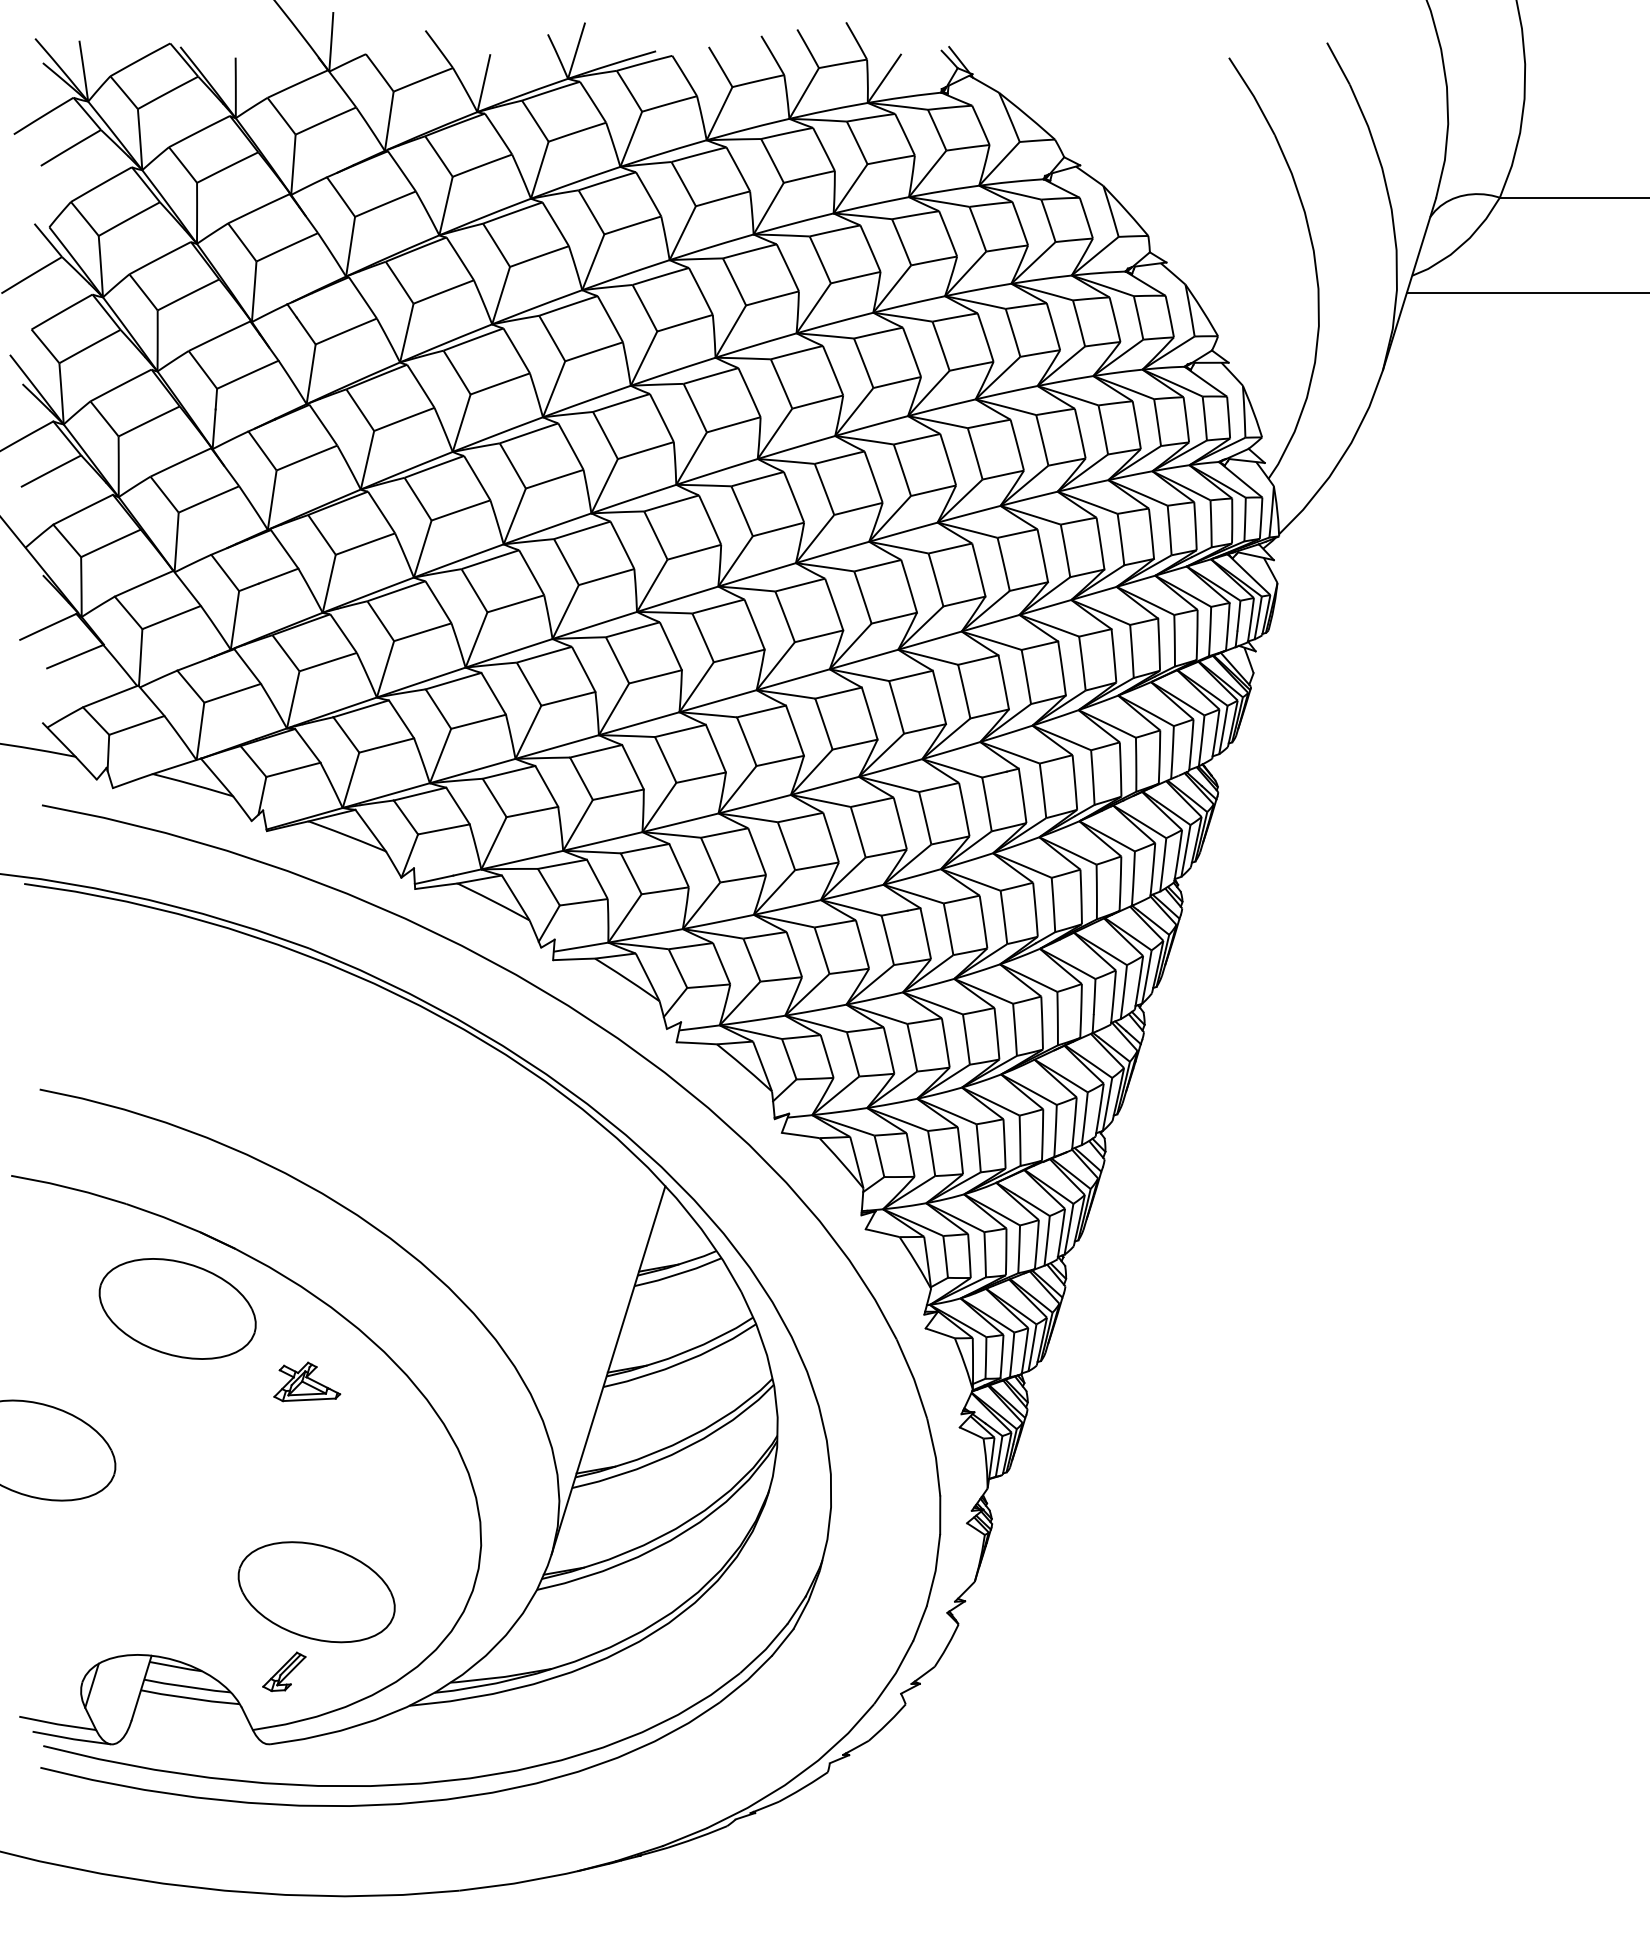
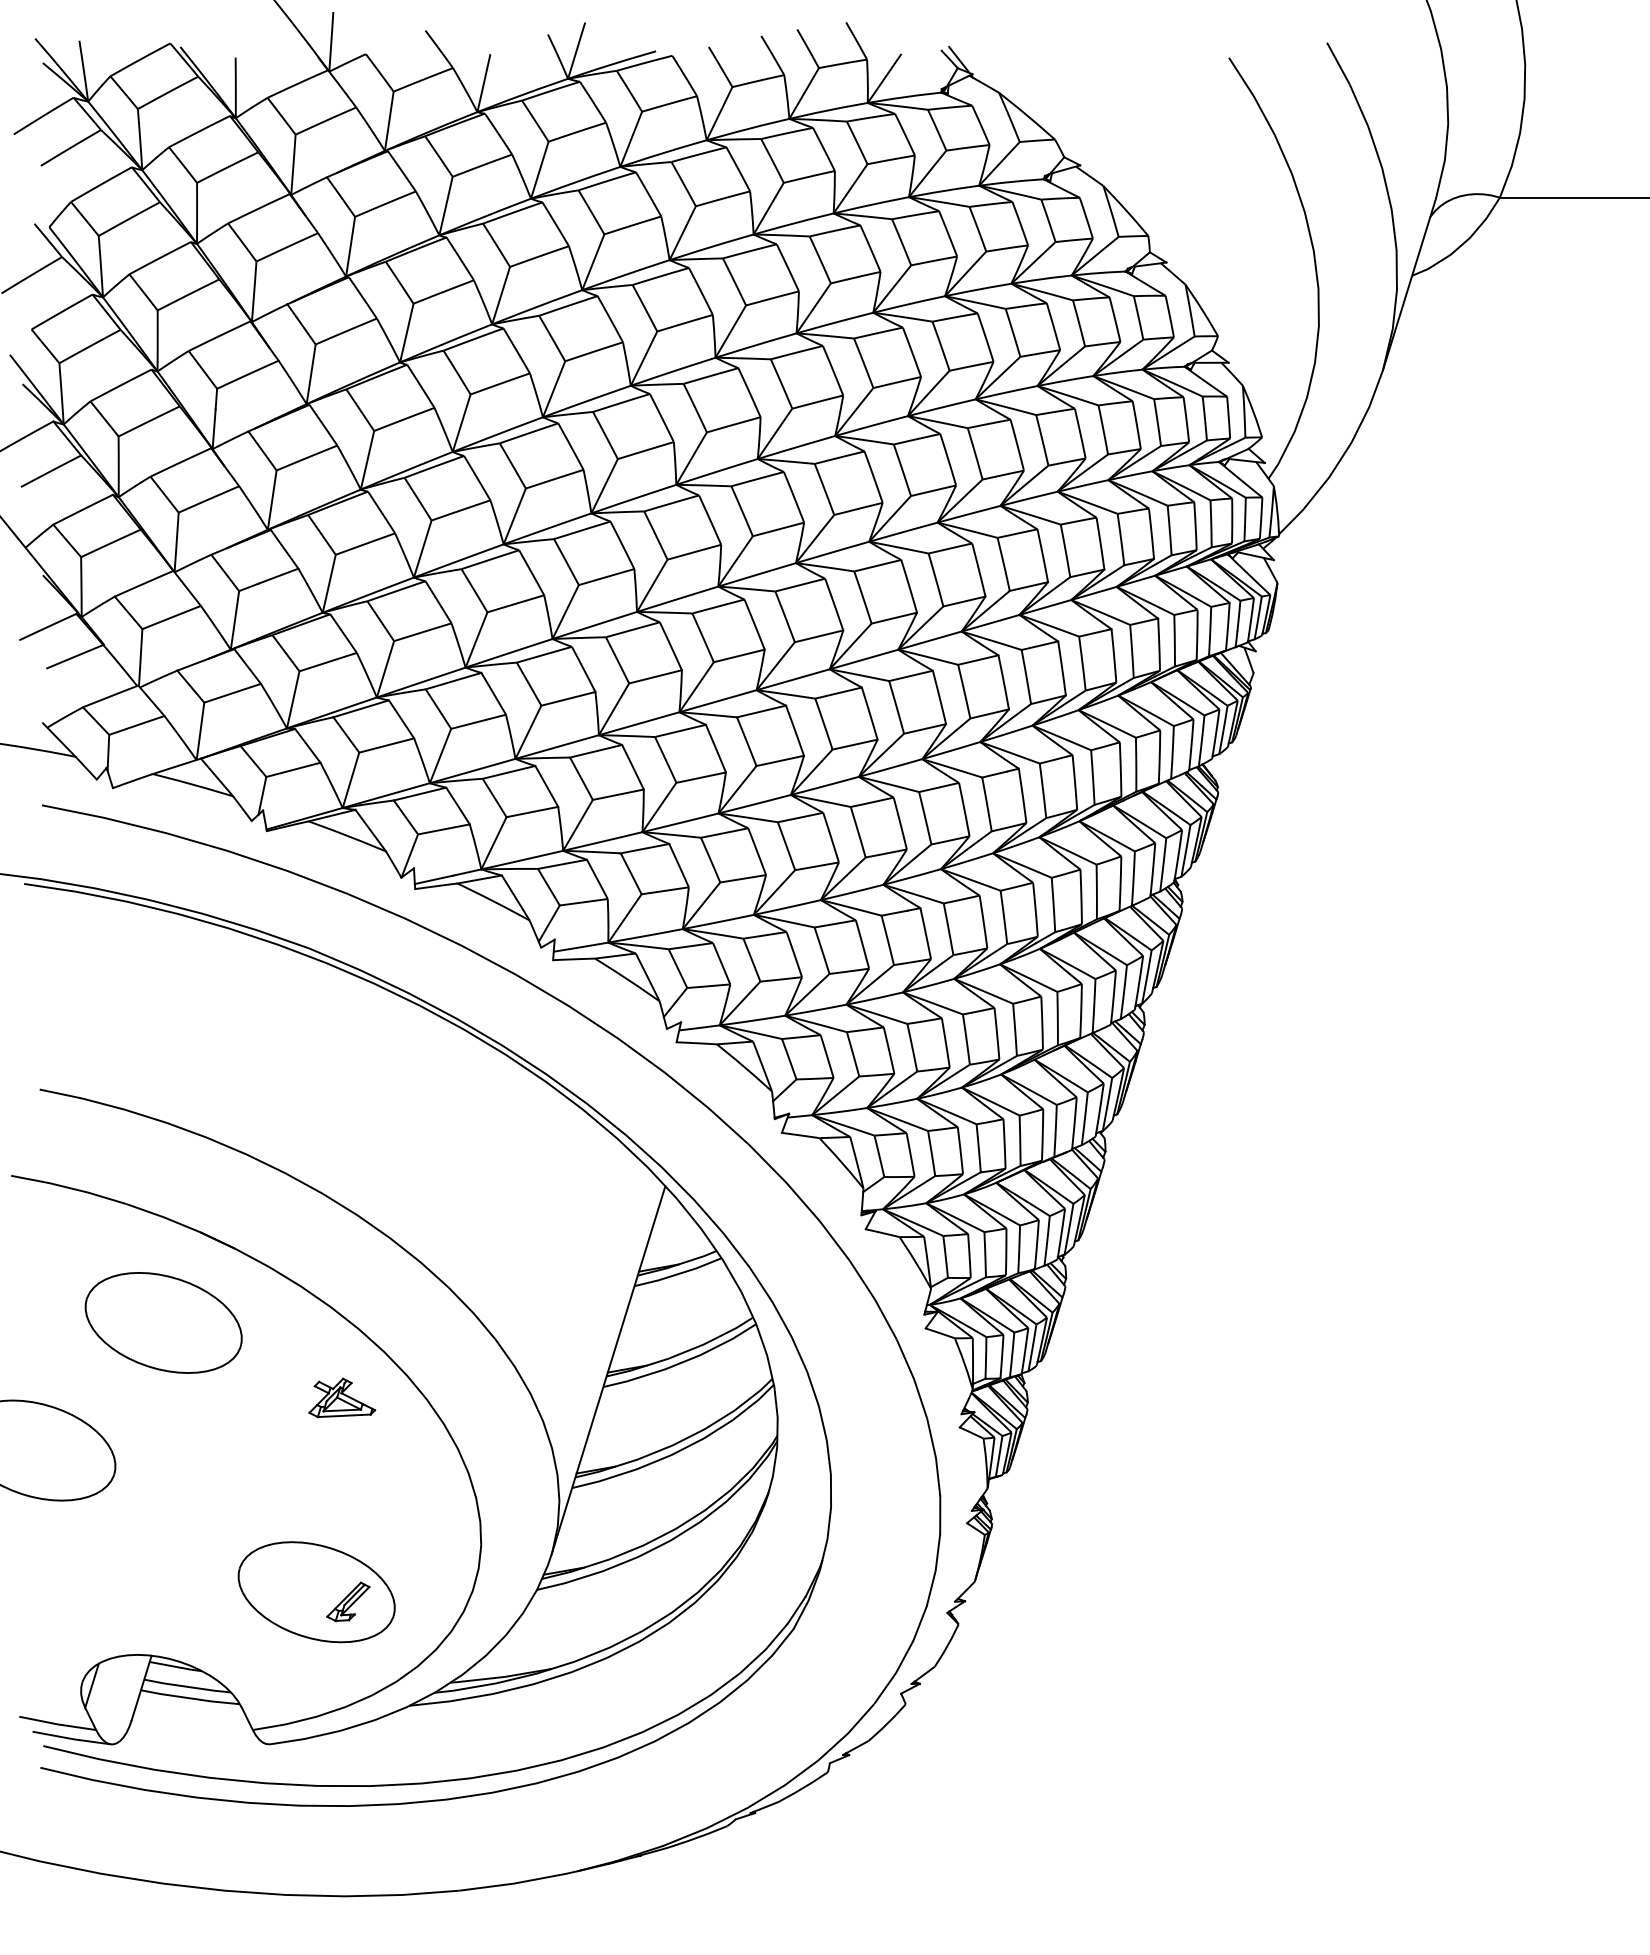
line: present -> none (1526, 293)
part position: (177, 1308) -> (163, 1322) (163, 1322)
part position: (307, 1381) -> (342, 1397) (342, 1397)
part position: (284, 1671) -> (348, 1601) (348, 1601)
